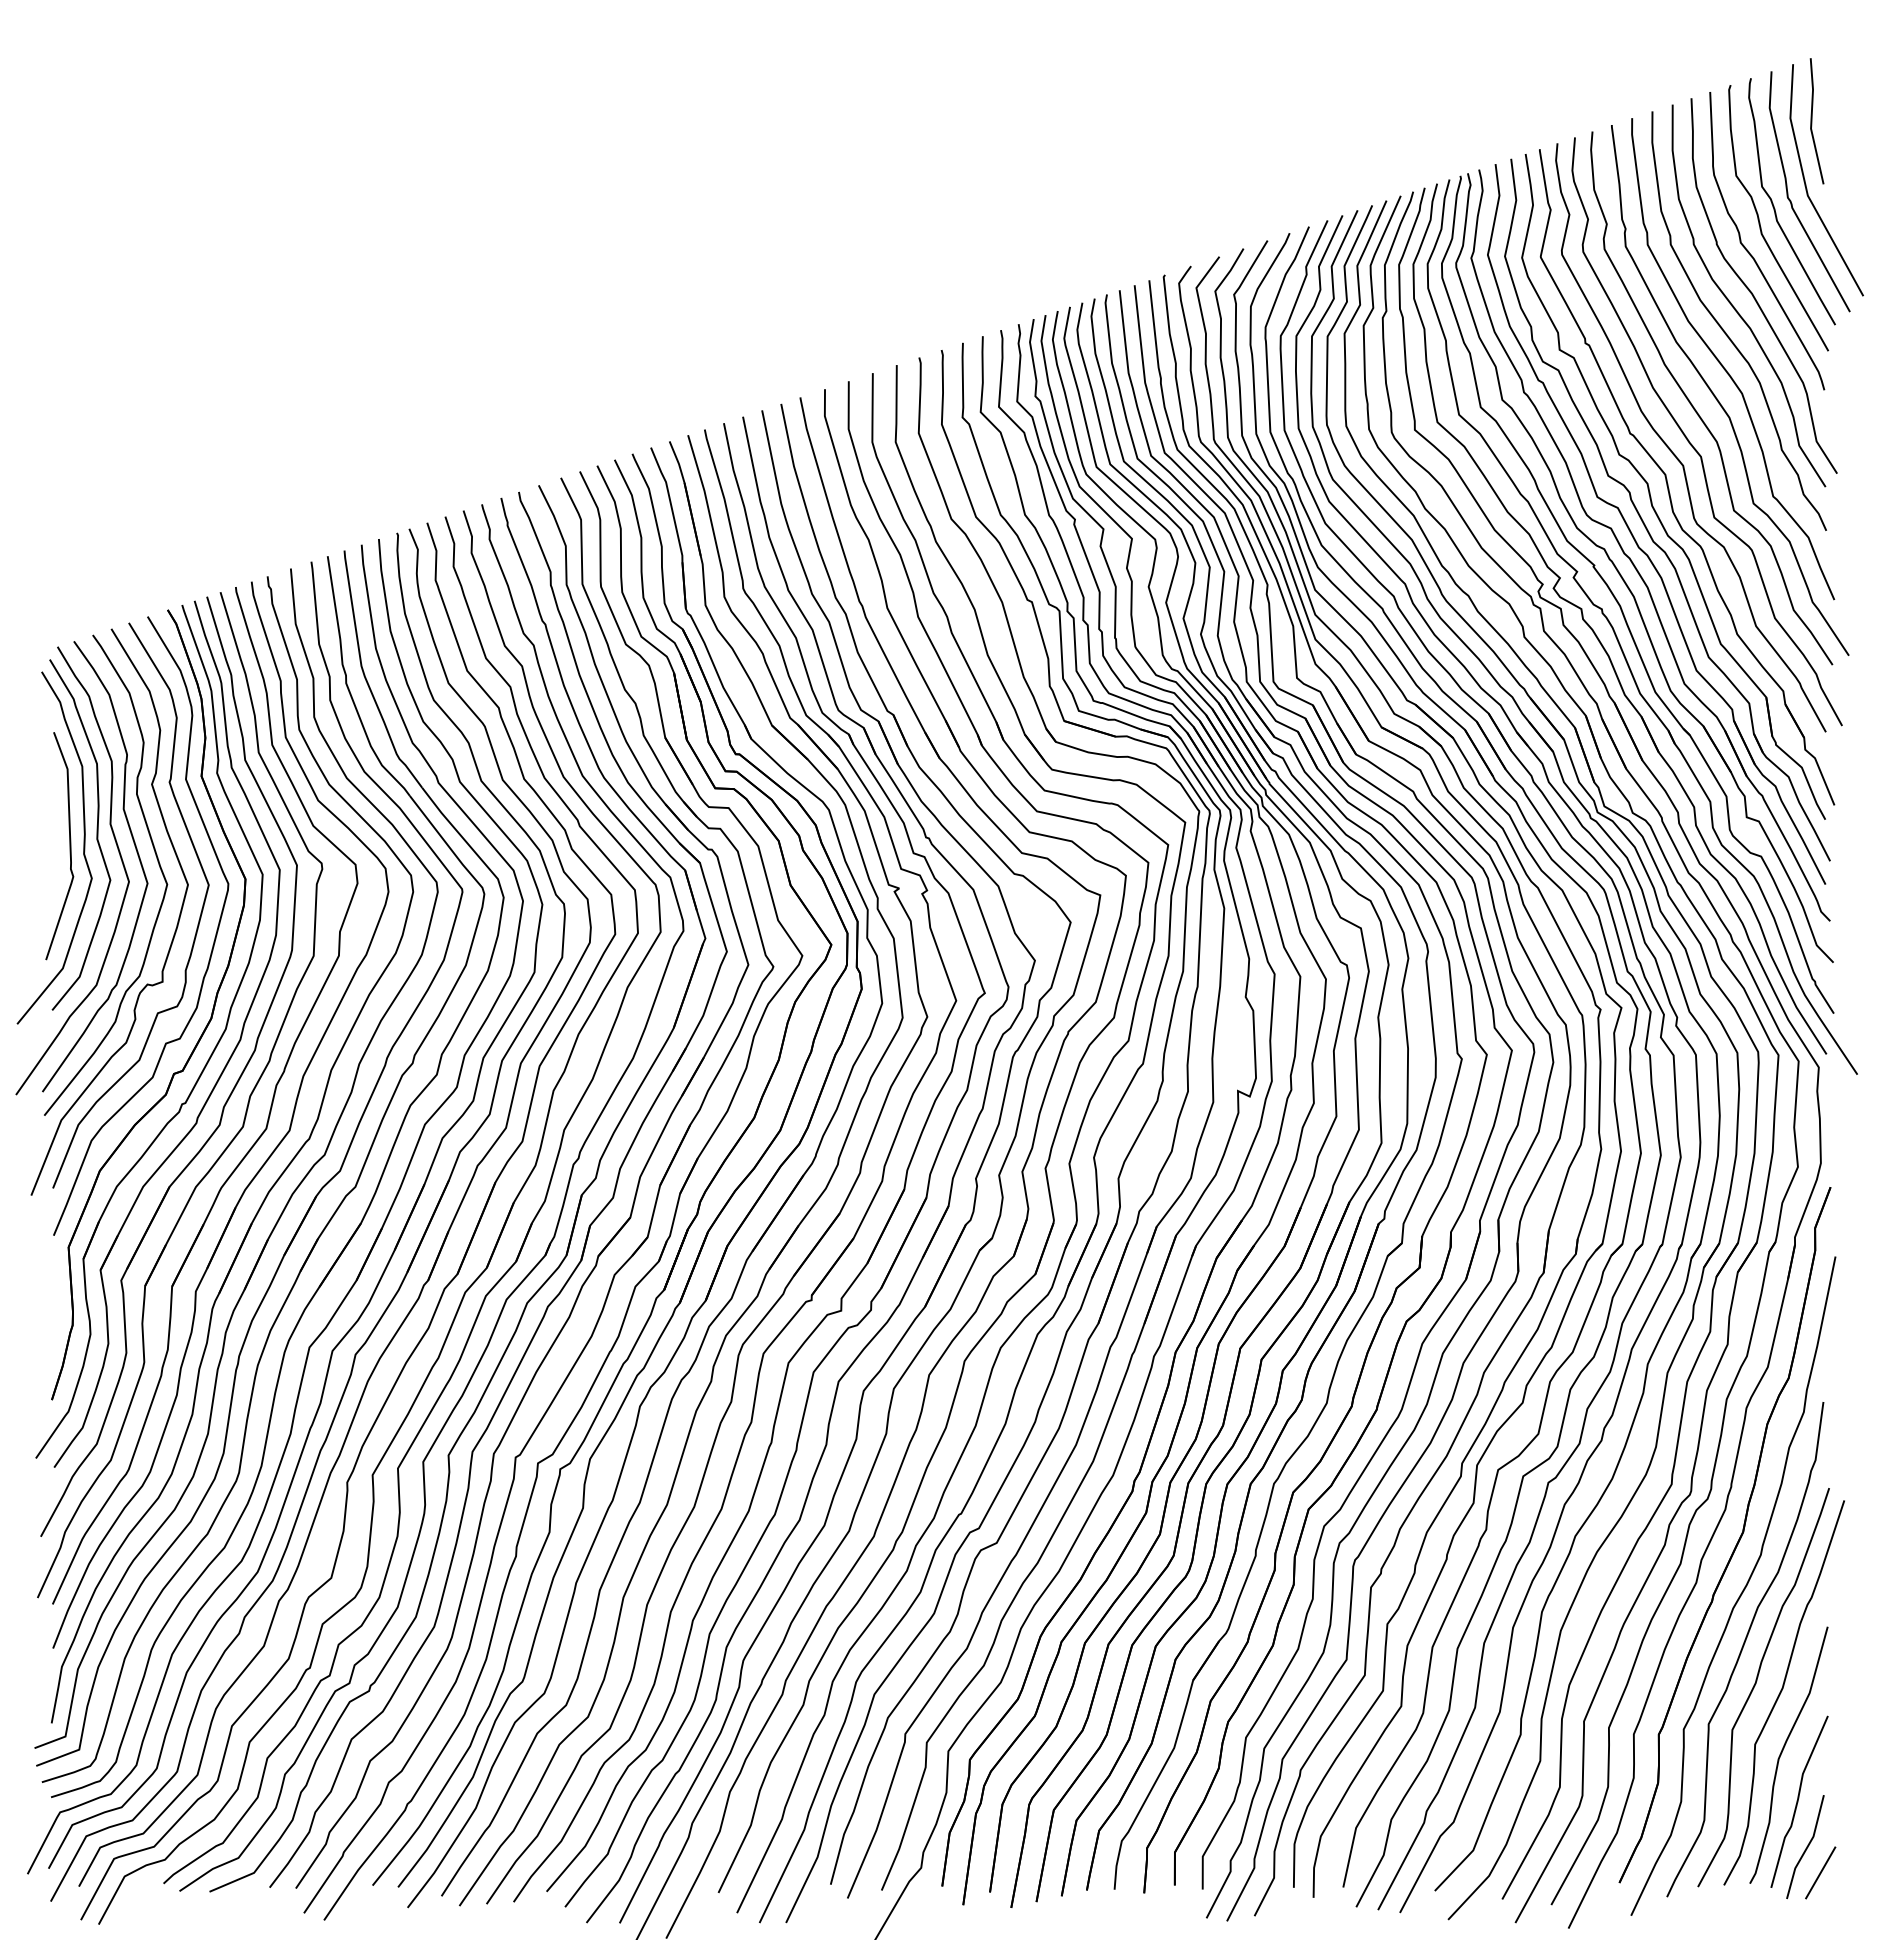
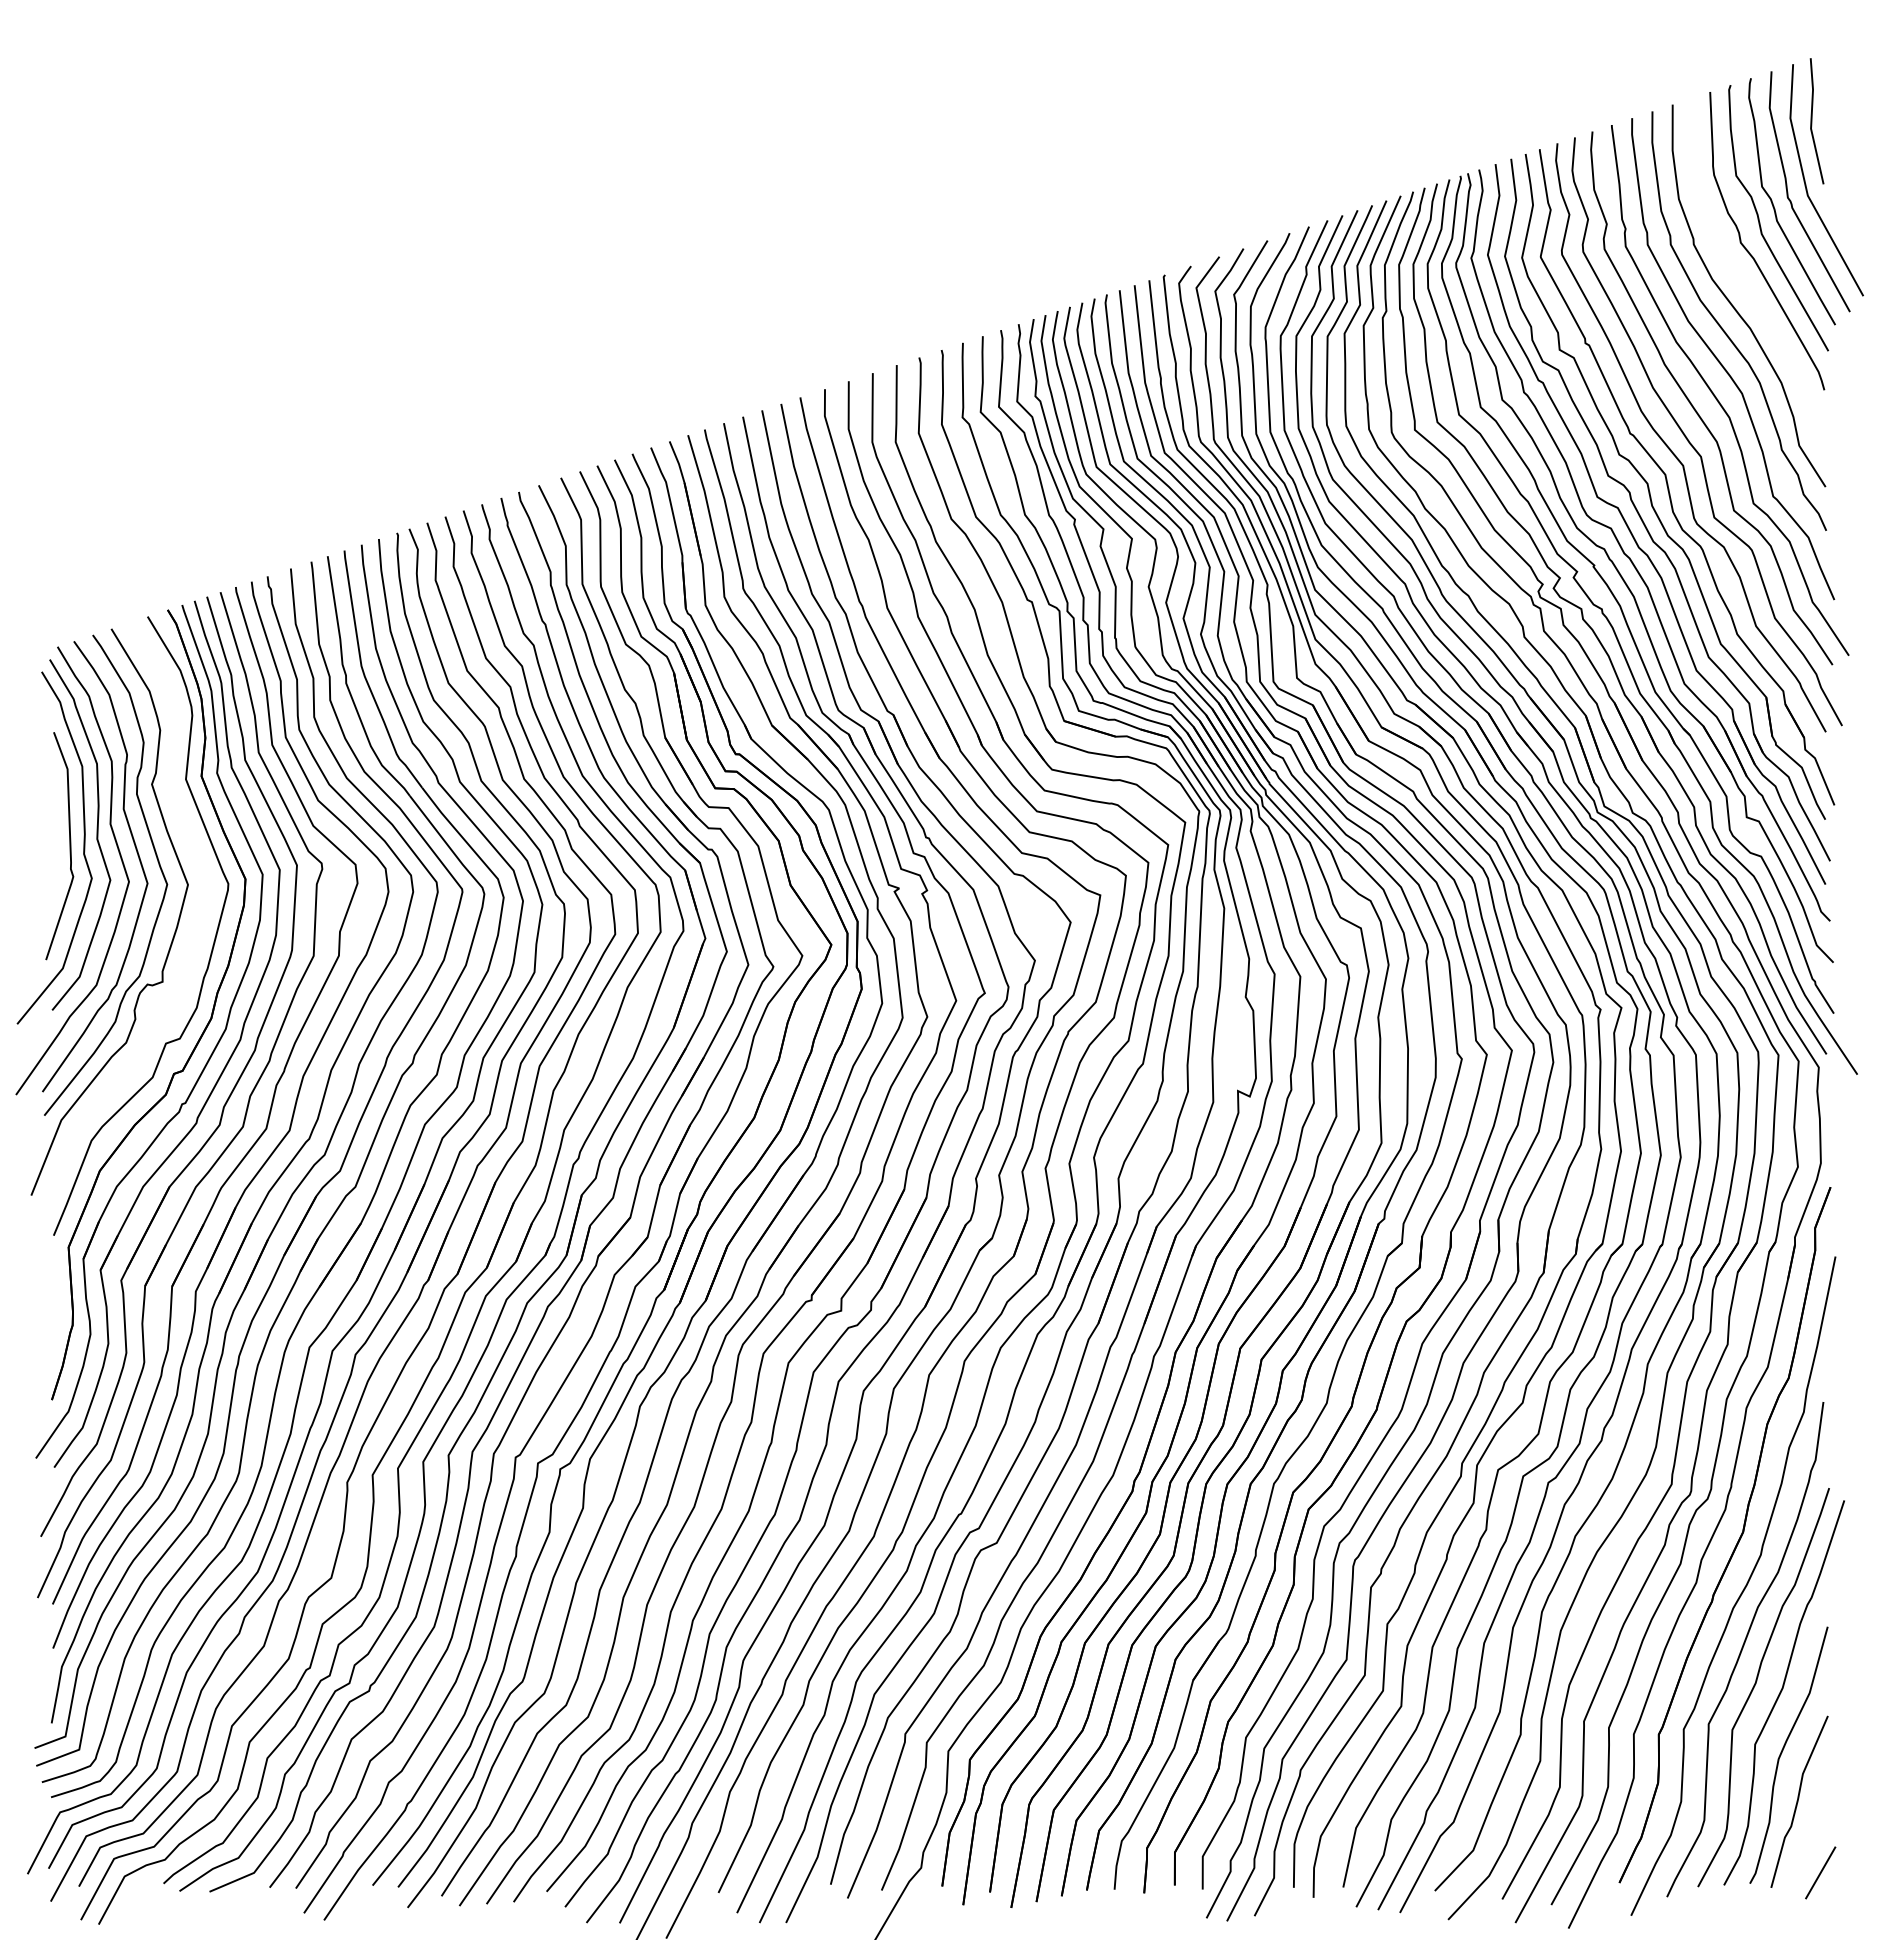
curve: present -> none (1752, 292)
curve: present -> none (196, 927)
line: present -> none (1806, 1847)
